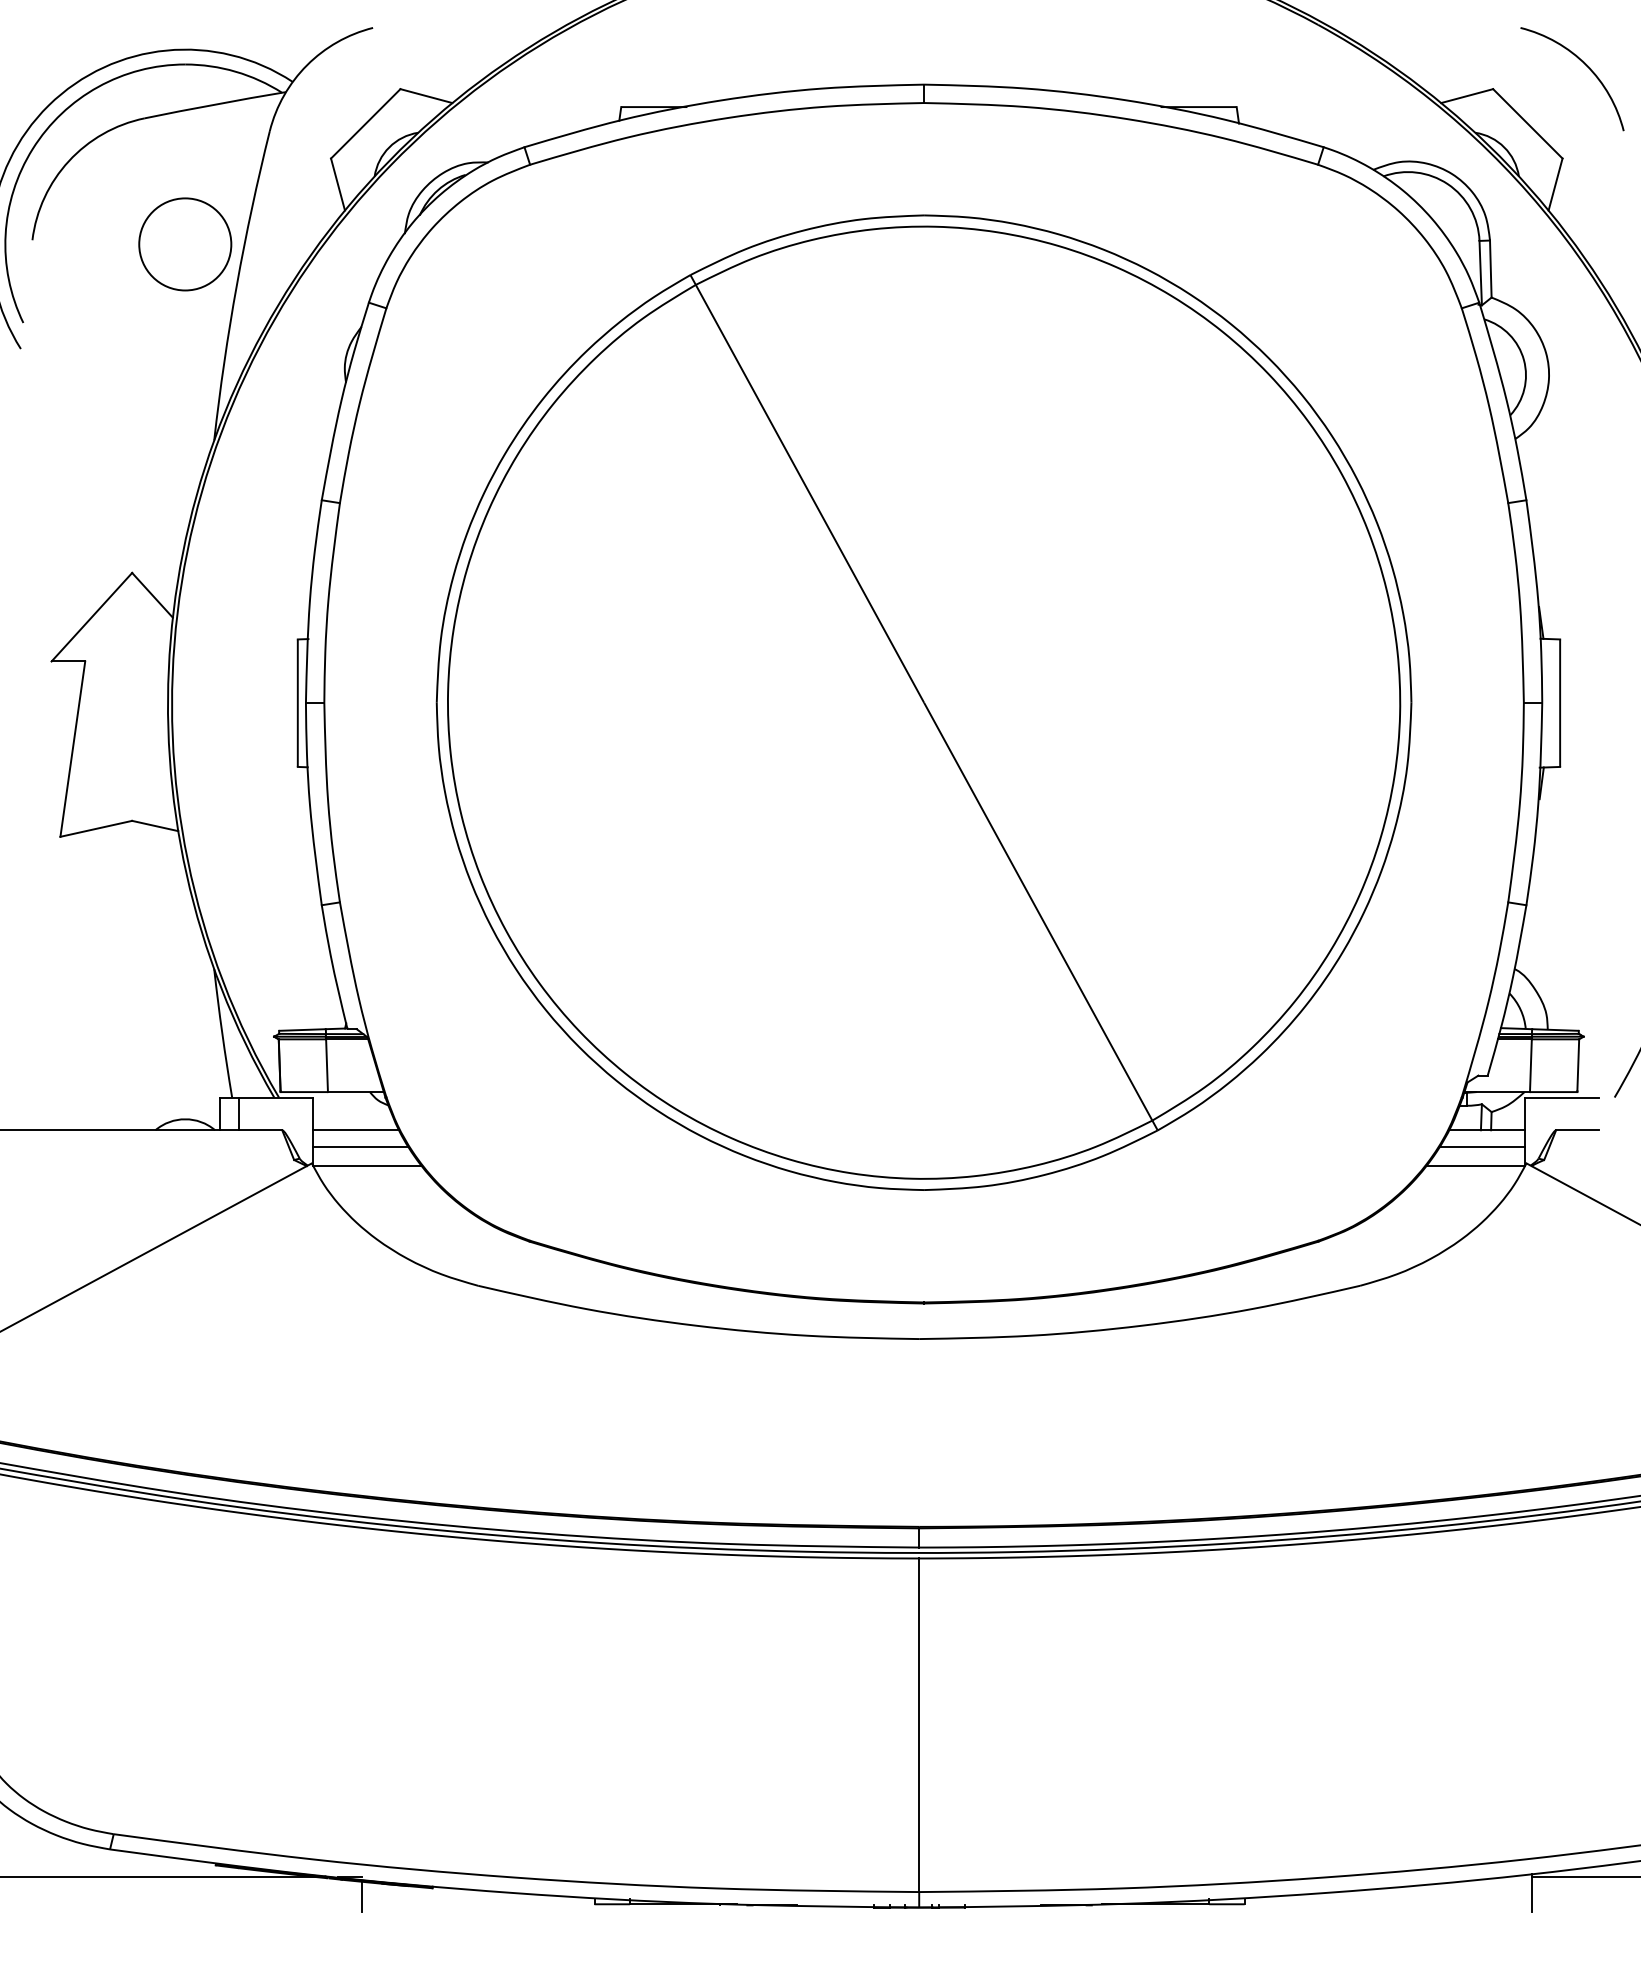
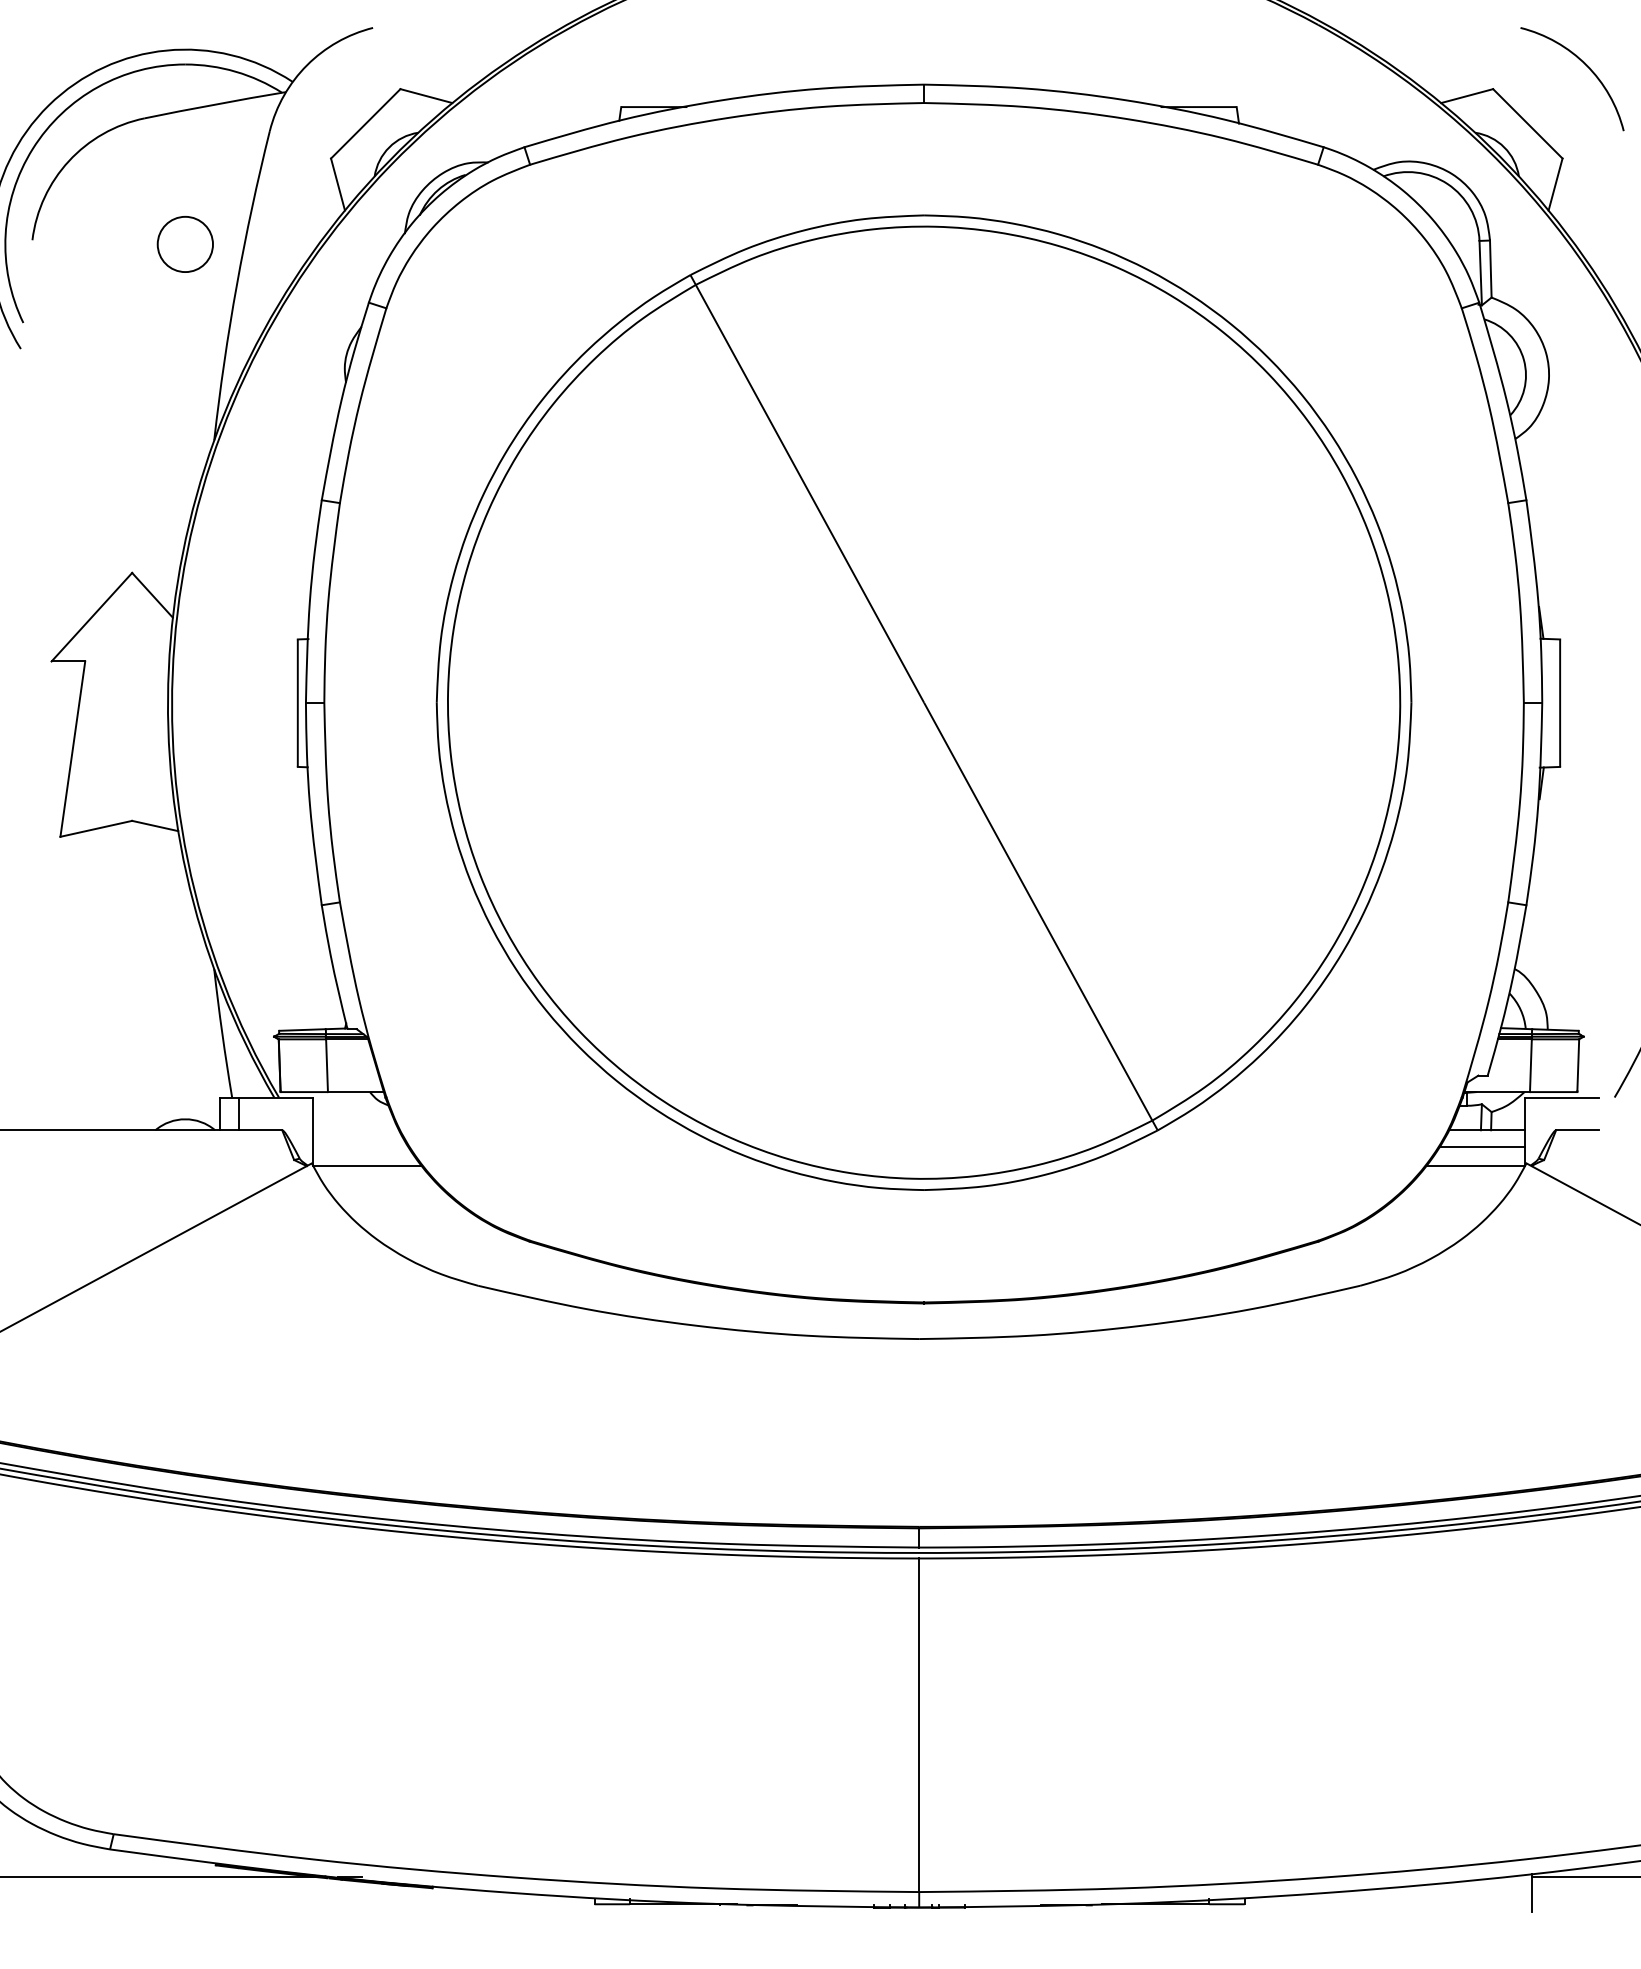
circle size: 95x95 px -> 58x58 px (184, 243)
line: present -> none (355, 1130)
line: present -> none (360, 1146)
line: present -> none (362, 1896)
